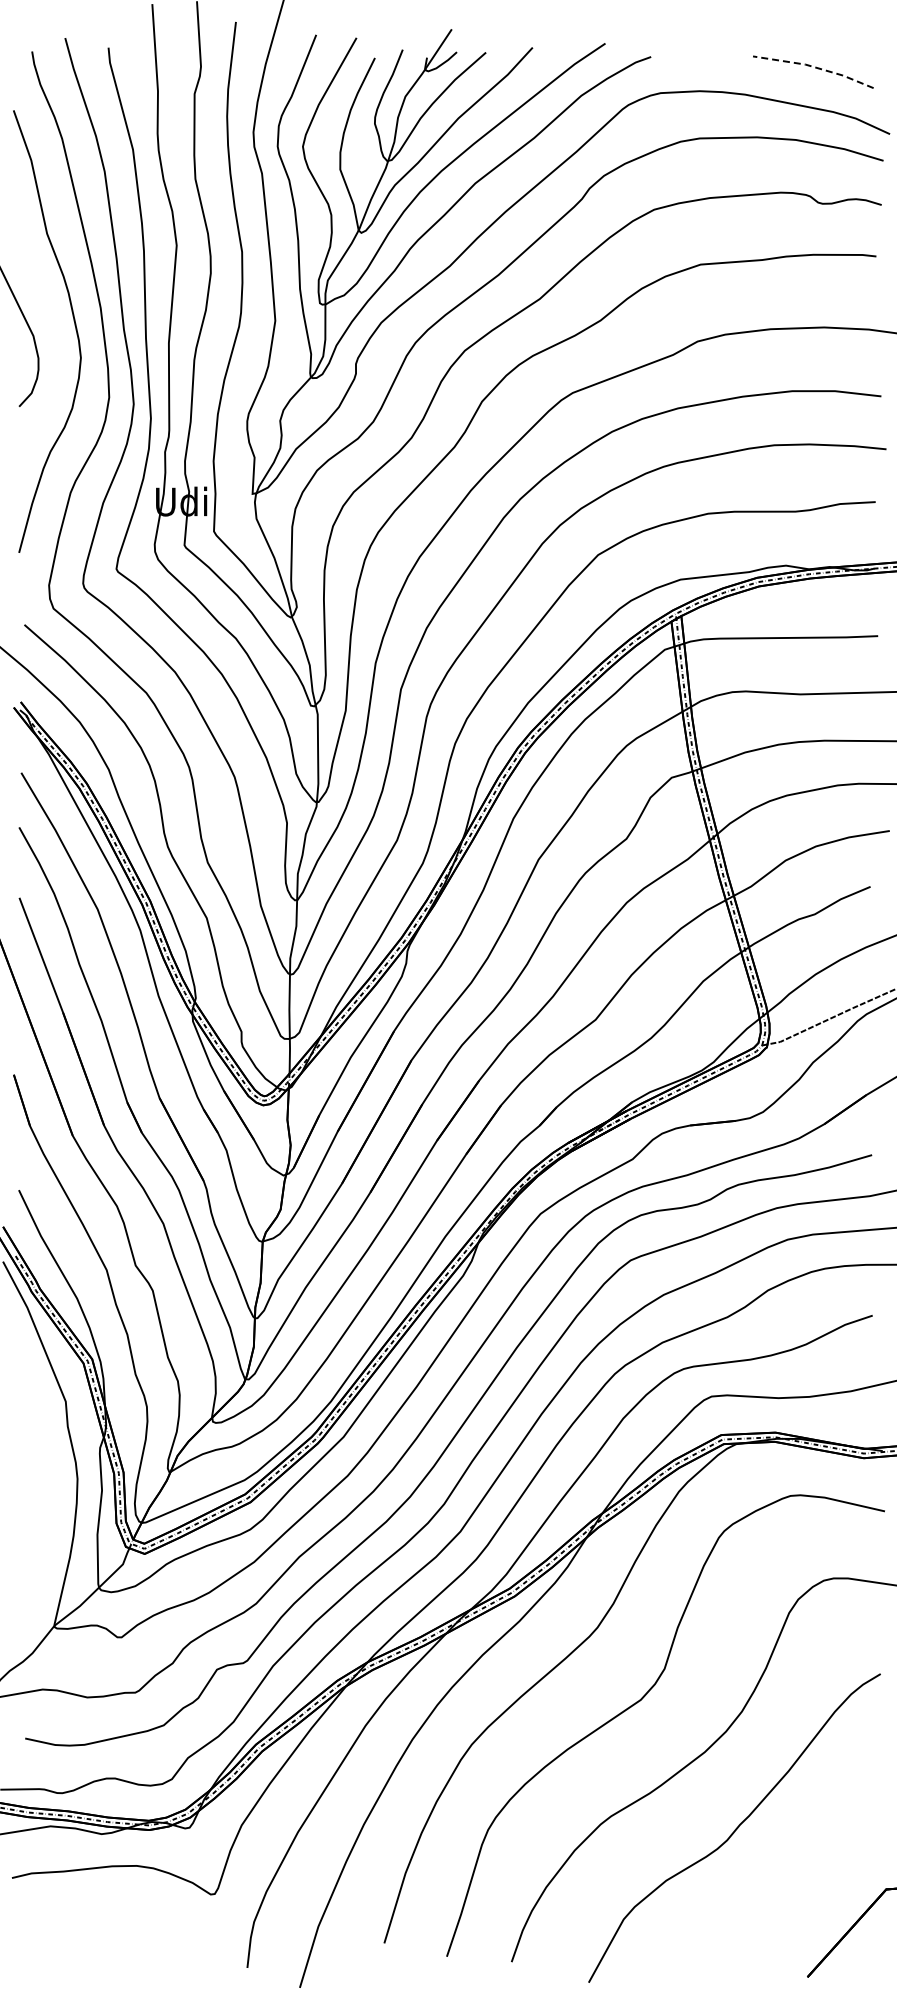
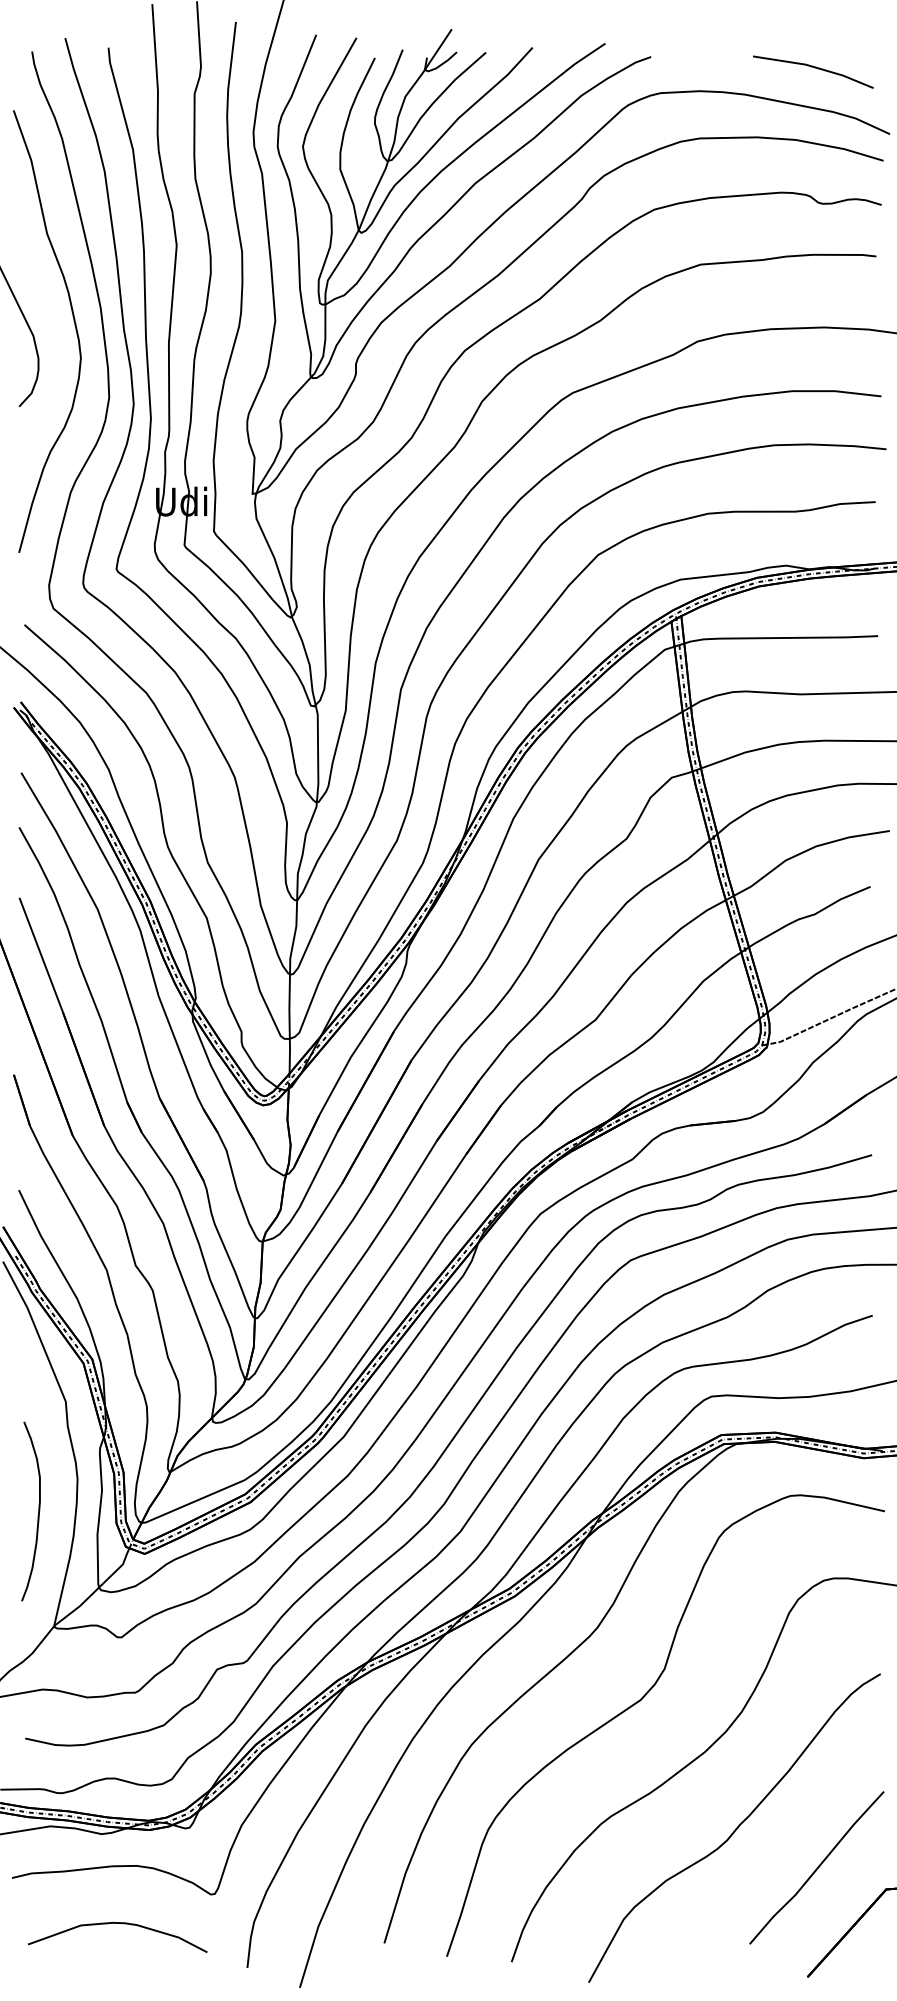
line: dashed -> solid (814, 67)
curve: none -> present (38, 1511)
line: none -> present (817, 1867)
curve: none -> present (122, 1924)
